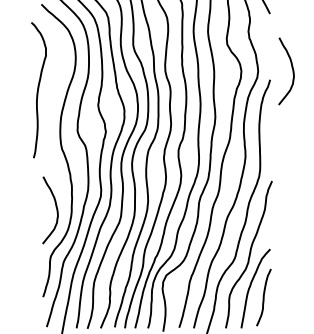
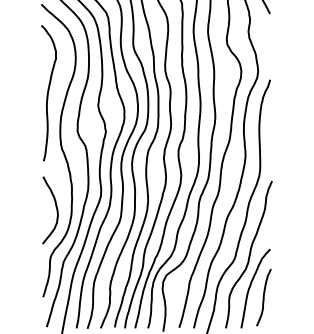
curve: present -> none (291, 68)
curve position: (38, 90) -> (48, 93) (48, 93)
